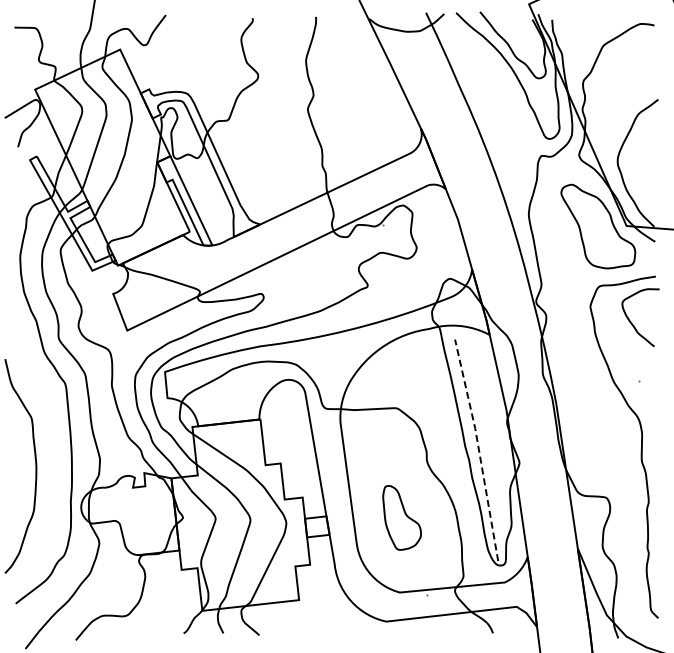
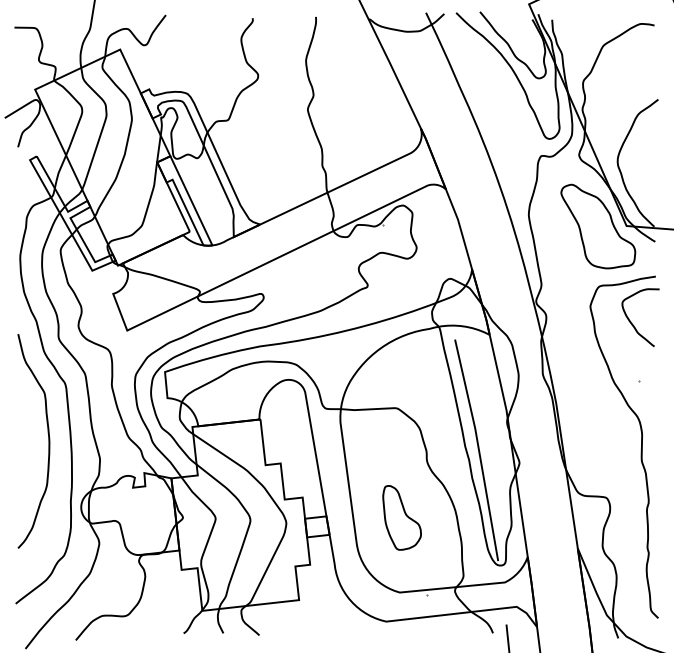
line: dashed -> solid (478, 449)
curve position: (35, 466) -> (48, 441) (48, 441)
line: none -> present (507, 637)
